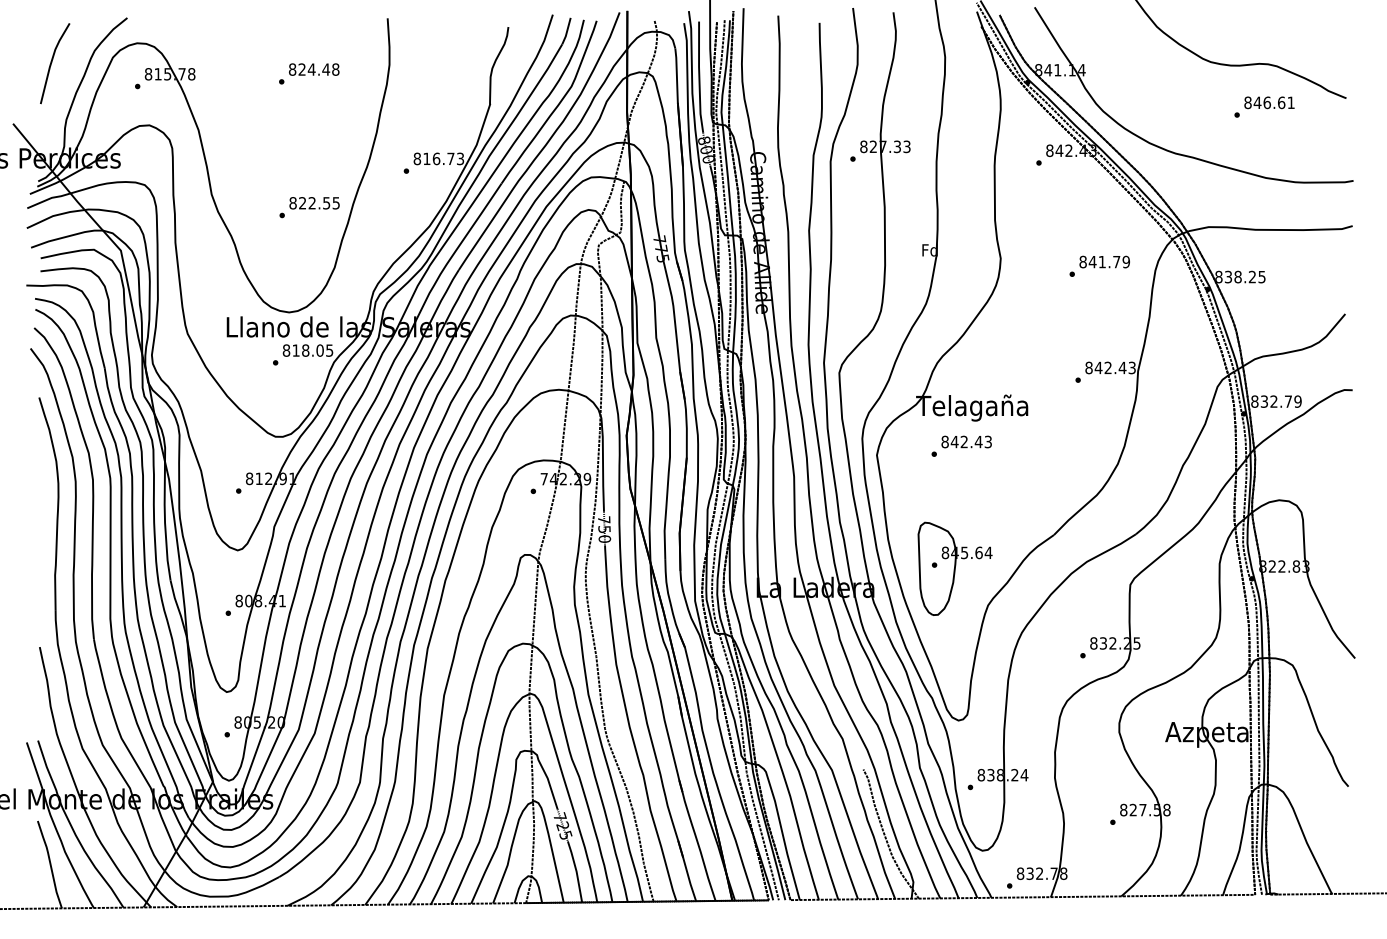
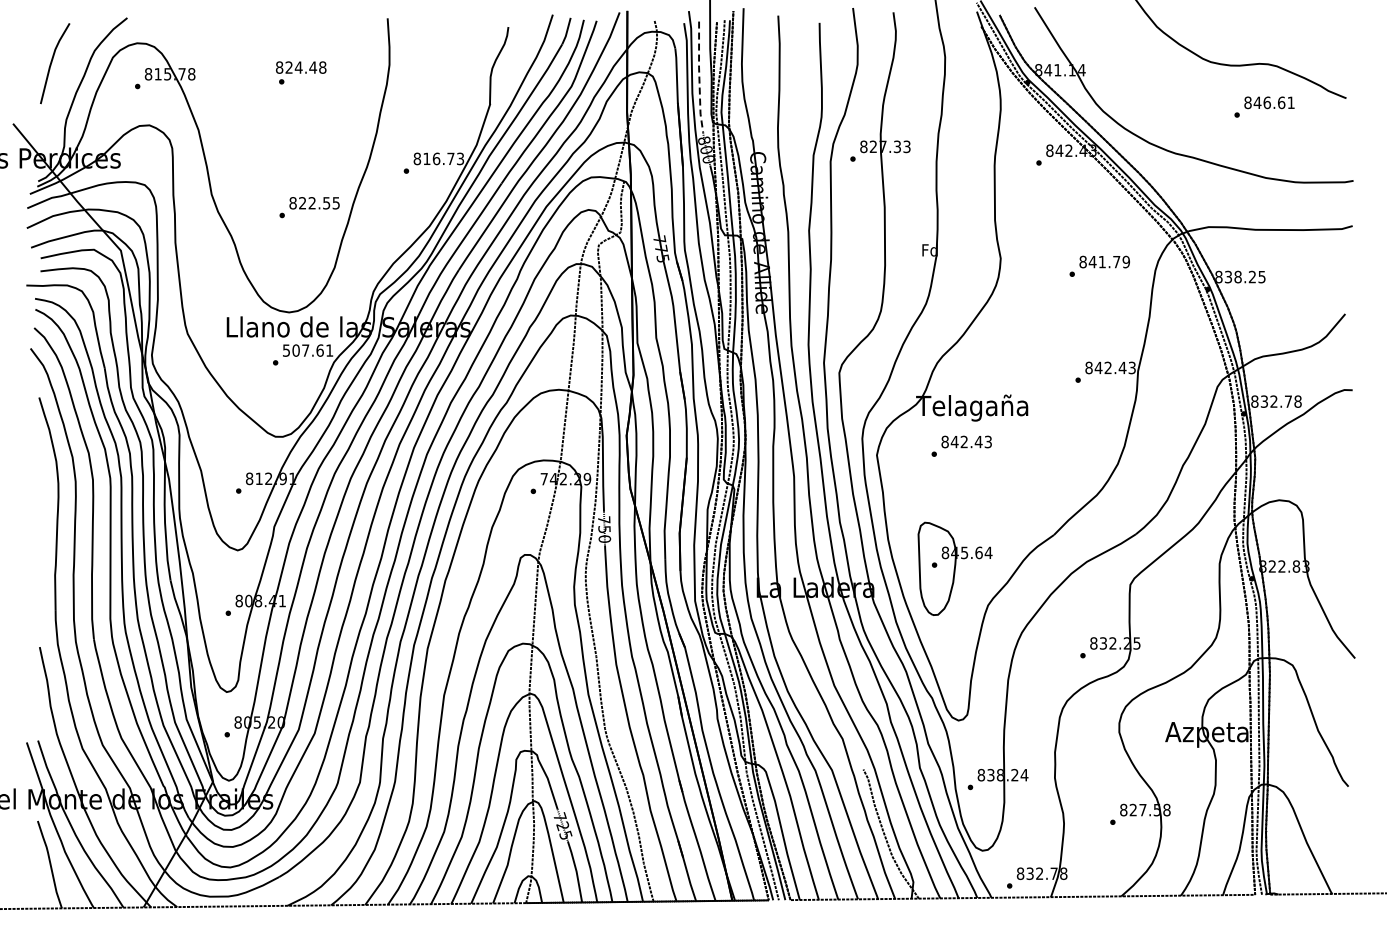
text position: (314, 69) -> (301, 67) (301, 67)
line: solid -> dashed (699, 77)
text: 818.05 -> 507.61 (307, 350)
text: 832.79 -> 832.78 (1297, 401)
